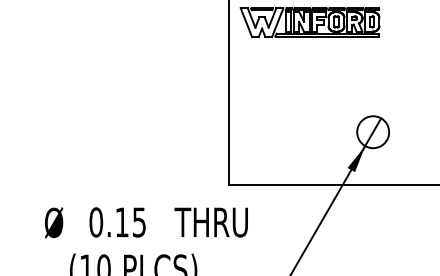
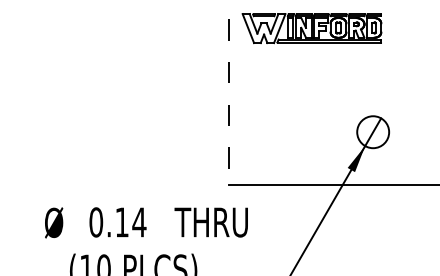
part position: (309, 22) -> (311, 28) (311, 28)
line: solid -> dashed (229, 93)
text: 0.15 -> 0.14 (139, 222)
